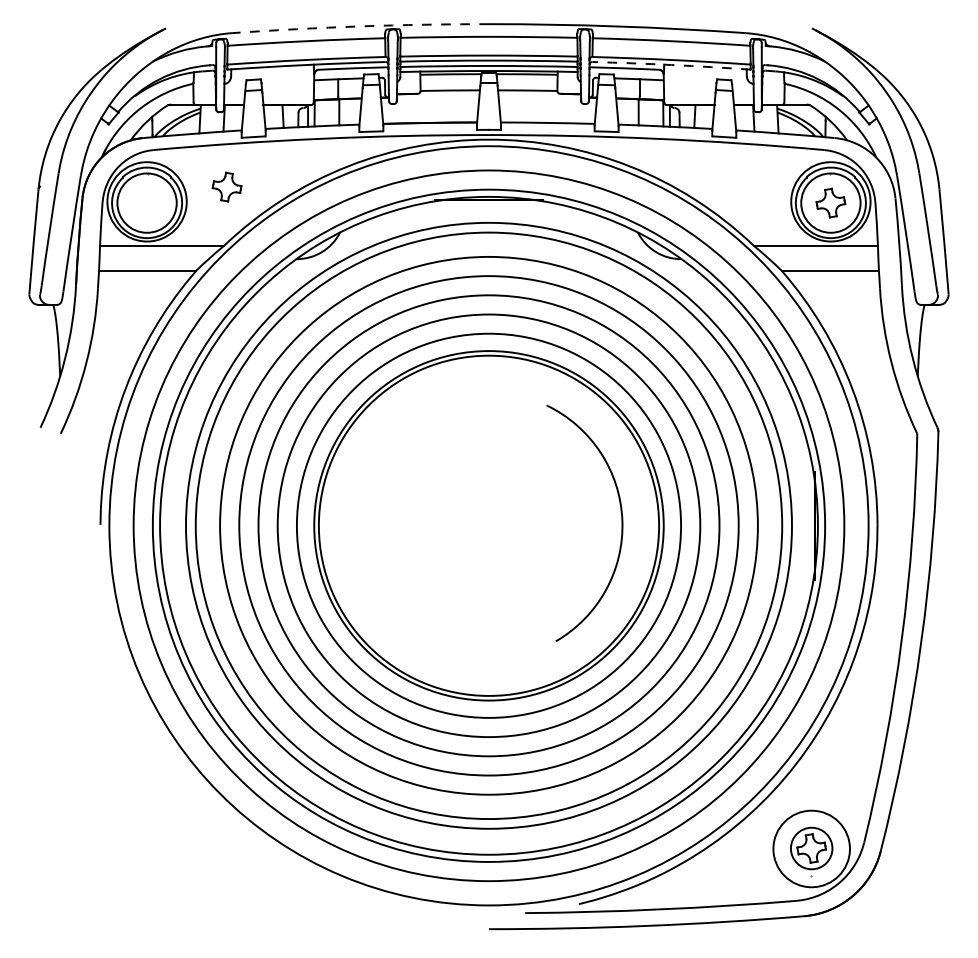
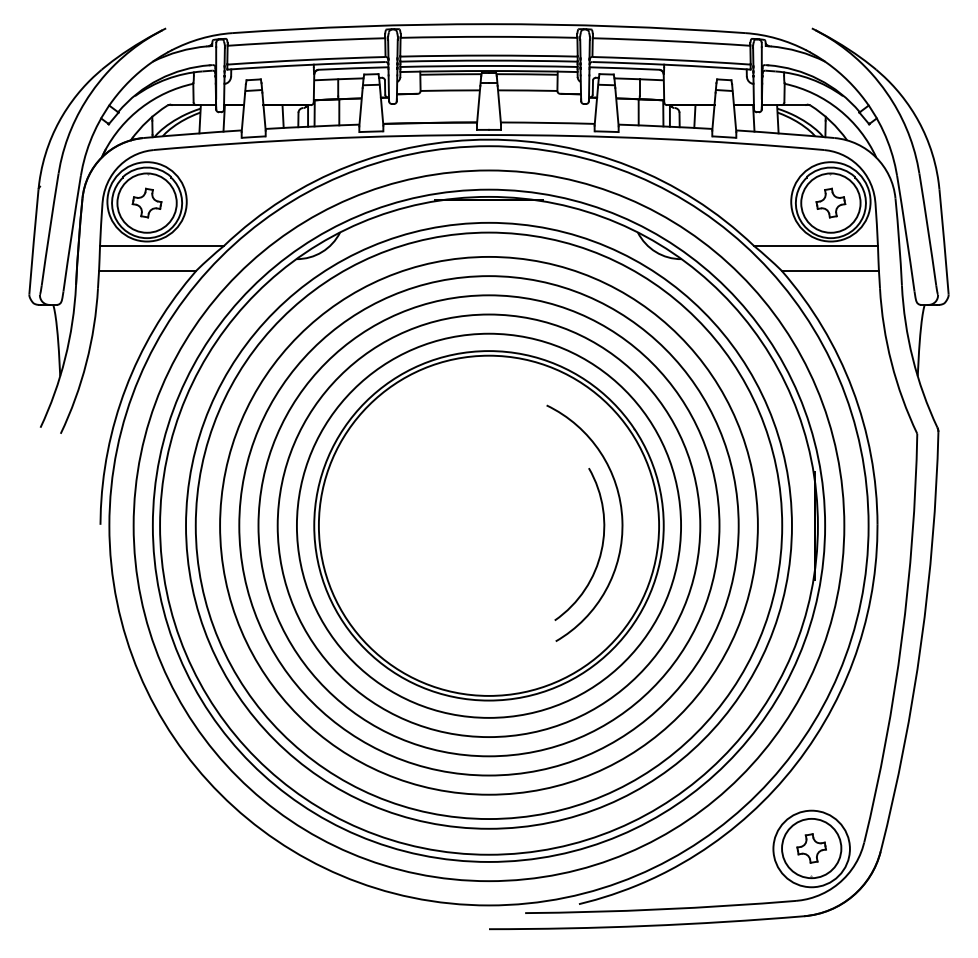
arc: dashed -> solid (360, 26)
arc: dashed -> solid (671, 65)
part position: (226, 186) -> (146, 202) (146, 202)
arc: none -> present (600, 549)
circle diameter: 42 px -> 59 px (811, 848)
